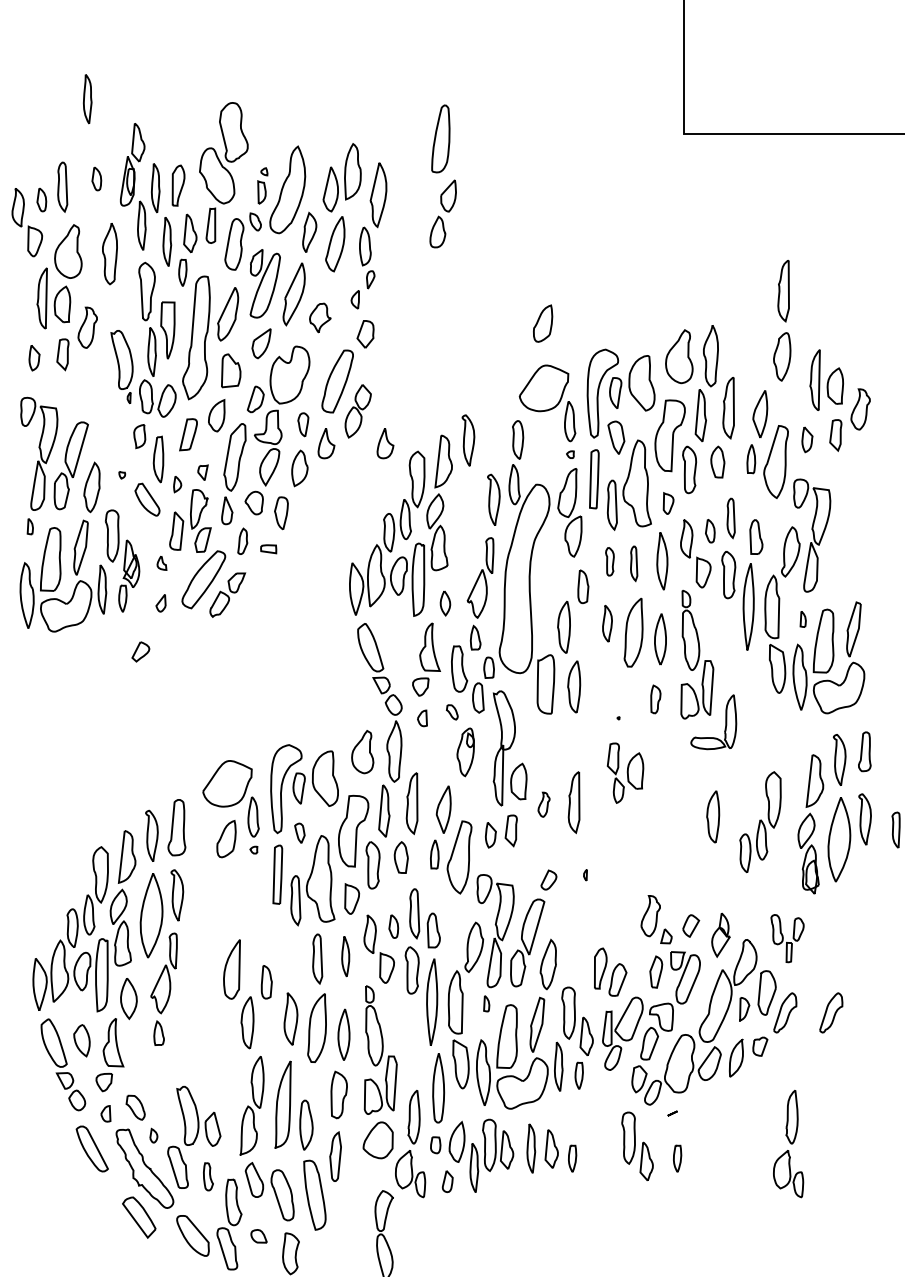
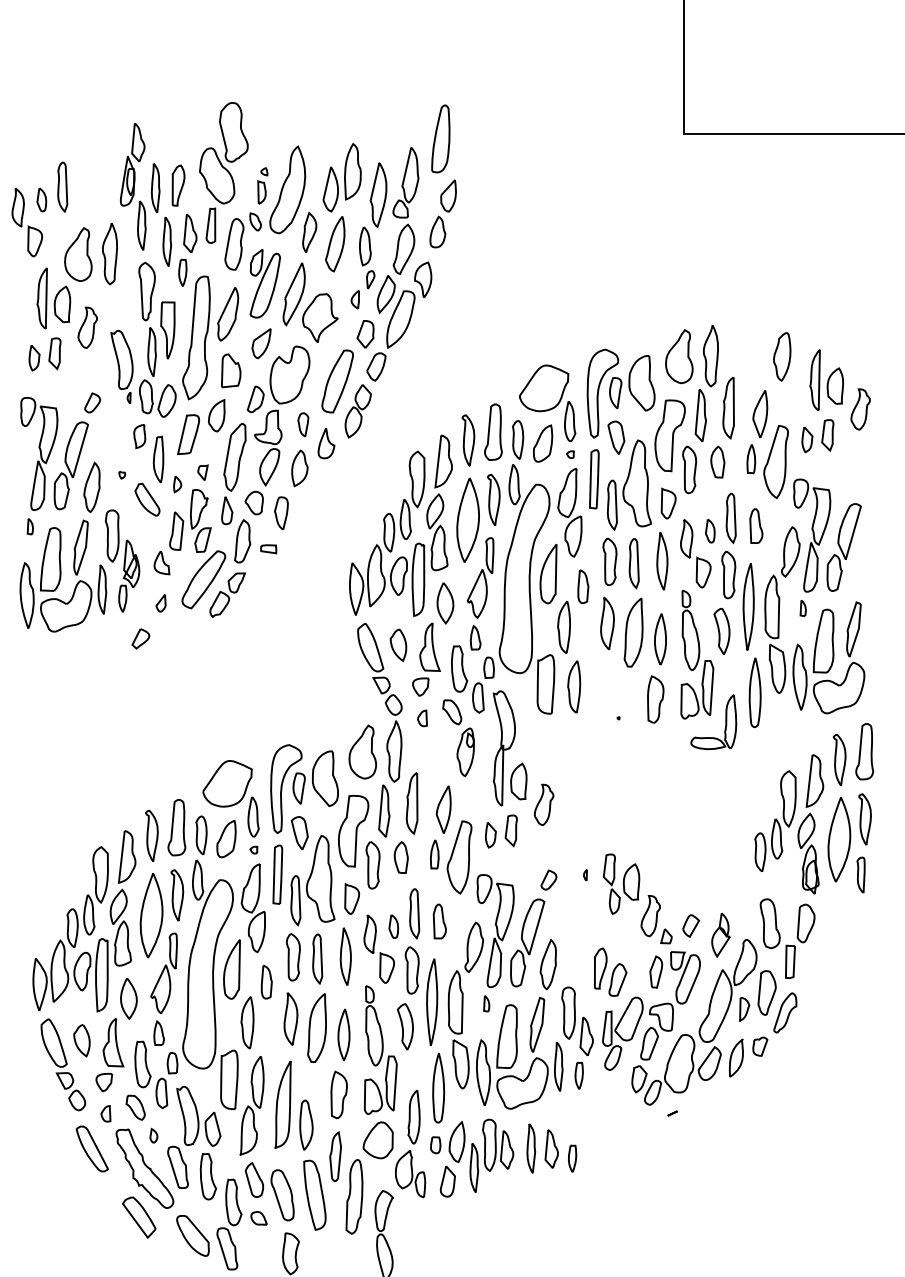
part: present -> none (87, 99)
part: present -> none (96, 178)
part position: (68, 251) -> (78, 254) (78, 254)
part: none -> present (399, 264)
part: present -> none (783, 291)
part size: 23x32 px -> 37x50 px (320, 317)
part position: (543, 323) -> (543, 443) (543, 443)
part position: (62, 354) -> (54, 353) (54, 353)
part: none -> present (92, 402)
part: none -> present (493, 431)
part size: 19x34 px -> 23x42 px (188, 434)
part position: (835, 435) -> (827, 435) (827, 435)
part: present -> none (385, 443)
part size: 13x23 px -> 17x33 px (668, 503)
part size: 10x43 px -> 12x53 px (730, 518)
part: none -> present (467, 519)
part position: (756, 536) -> (756, 525) (756, 525)
part size: 12x28 px -> 18x45 px (242, 541)
part: none -> present (843, 547)
part size: 10x30 px -> 16x49 px (609, 561)
part size: 12x16 px -> 18x25 px (161, 563)
part size: 9x38 px -> 12x52 px (633, 563)
part: none -> present (548, 574)
part size: 13x27 px -> 19x43 px (445, 603)
part position: (802, 619) -> (802, 608) (802, 608)
part size: 11x38 px -> 15x54 px (607, 623)
part: none -> present (721, 630)
part: none -> present (398, 645)
part position: (140, 651) -> (140, 638) (140, 638)
part: none -> present (754, 692)
part size: 12x31 px -> 18x49 px (655, 699)
part size: 13x17 px -> 21x27 px (452, 712)
part size: 14x42 px -> 20x58 px (864, 751)
part size: 24x45 px -> 29x56 px (362, 751)
part position: (625, 772) -> (621, 883) (621, 883)
part: present -> none (573, 802)
part size: 14x27 px -> 22x43 px (543, 804)
part: present -> none (713, 816)
part position: (760, 822) -> (775, 821) (775, 821)
part position: (895, 829) -> (860, 874) (860, 874)
part size: 12x22 px -> 18x35 px (299, 833)
part position: (433, 930) -> (439, 921) (439, 921)
part size: 35x50 px -> 57x81 px (787, 938)
part size: 10x42 px -> 13x59 px (345, 956)
part: none -> present (292, 957)
part: none -> present (199, 962)
part: present -> none (831, 1012)
part: none -> present (405, 1026)
part: present -> none (788, 1144)
part: present -> none (637, 1146)
part: present -> none (677, 1158)
part size: 11x30 px -> 19x48 px (208, 1176)
part size: 13x24 px -> 17x33 px (447, 1181)
part: none -> present (354, 1196)
part position: (258, 1236) -> (258, 1218) (258, 1218)
